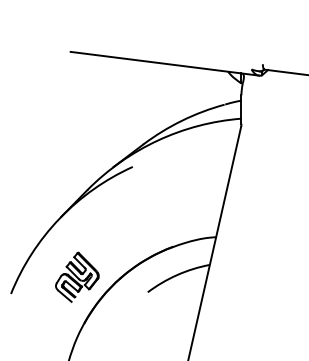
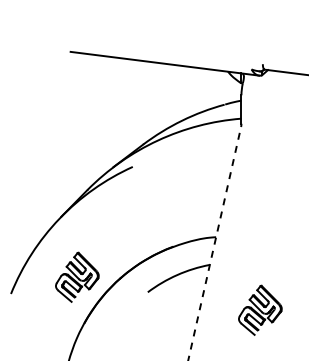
line: solid -> dashed (214, 243)
part: none -> present (260, 309)
